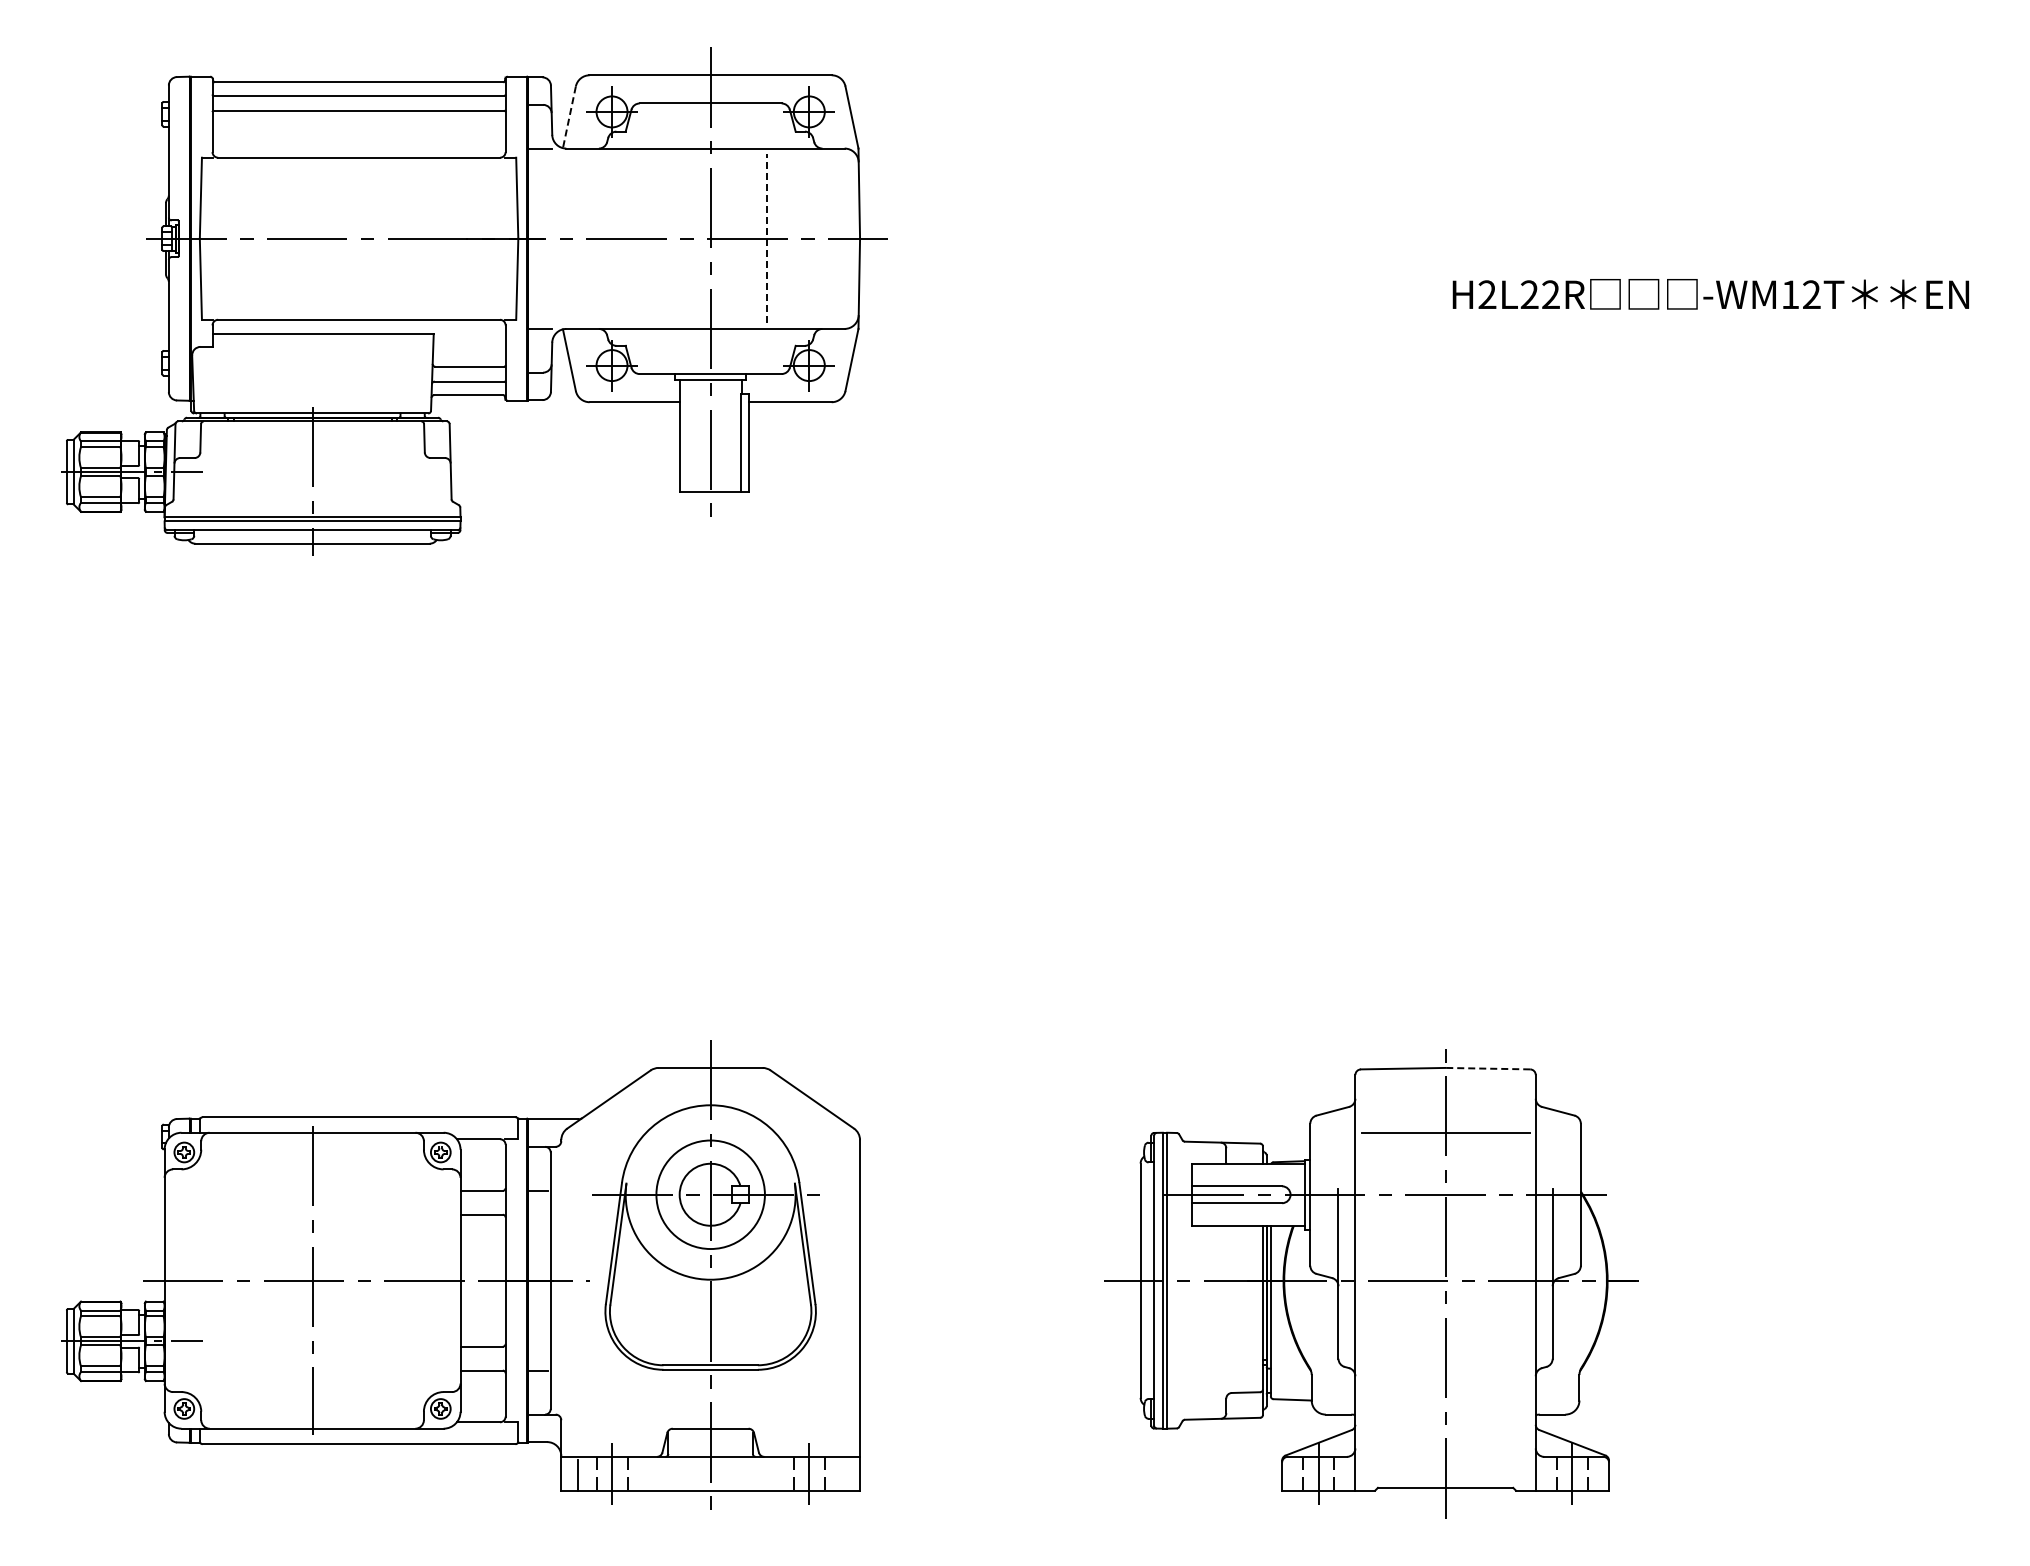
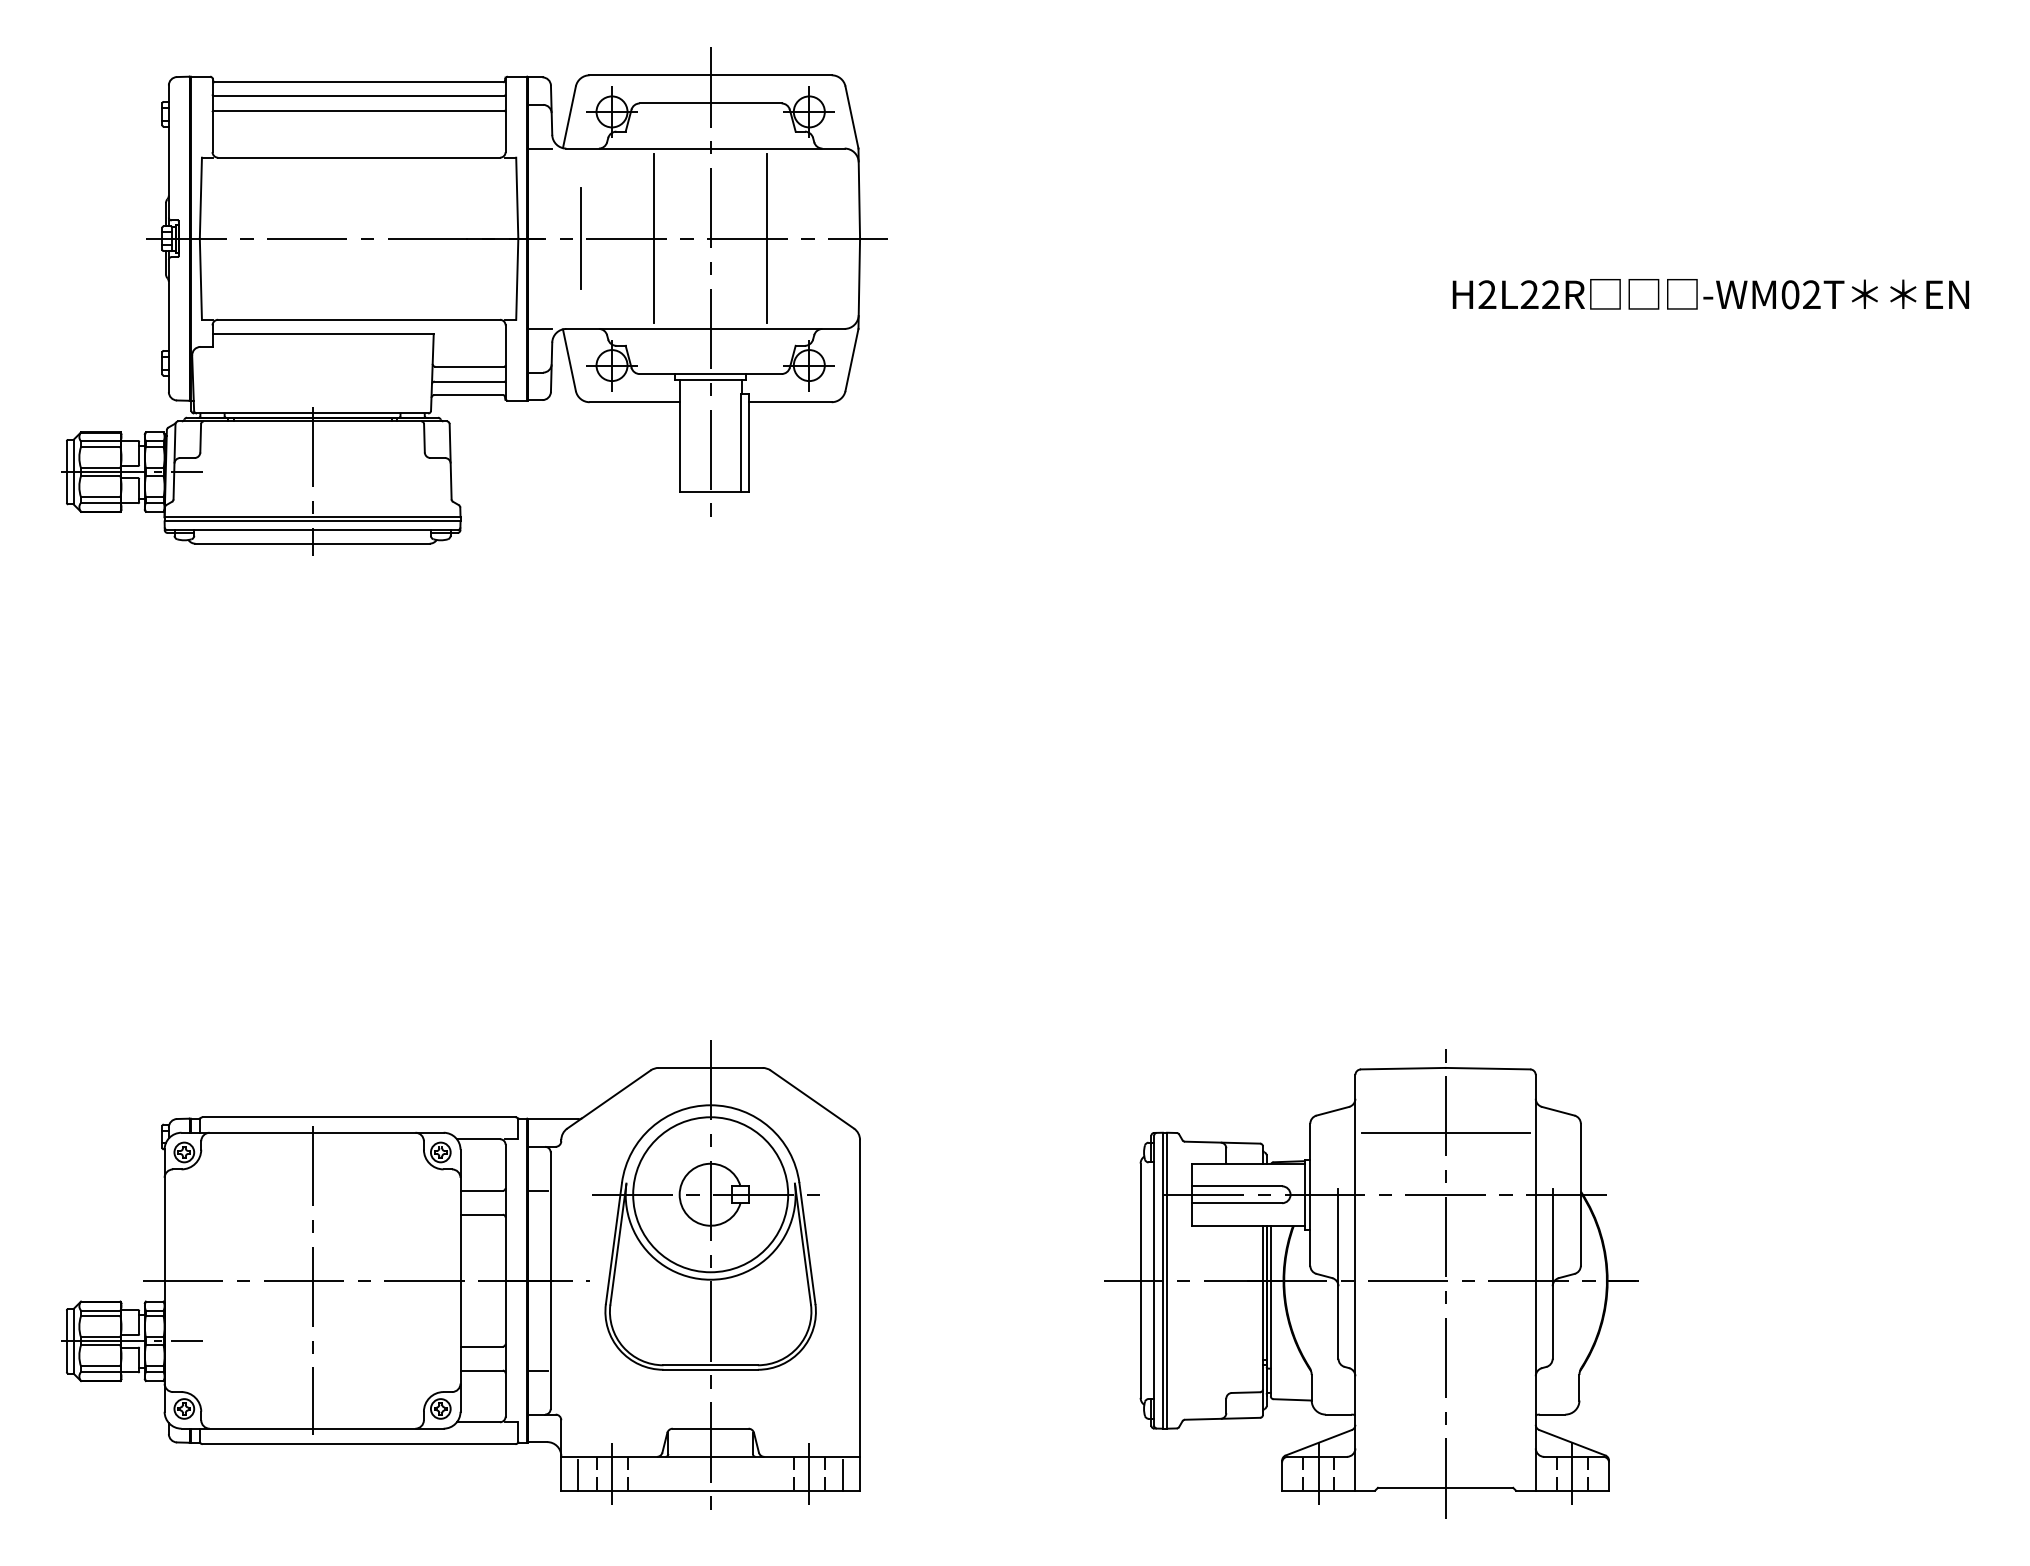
line: dashed -> solid (569, 117)
line: none -> present (580, 238)
line: none -> present (654, 238)
line: dashed -> solid (767, 238)
text: -WM12T -> -WM02T (1790, 294)
line: dashed -> solid (1487, 1068)
circle diameter: 109 px -> 155 px (710, 1194)
line: none -> present (843, 1474)
